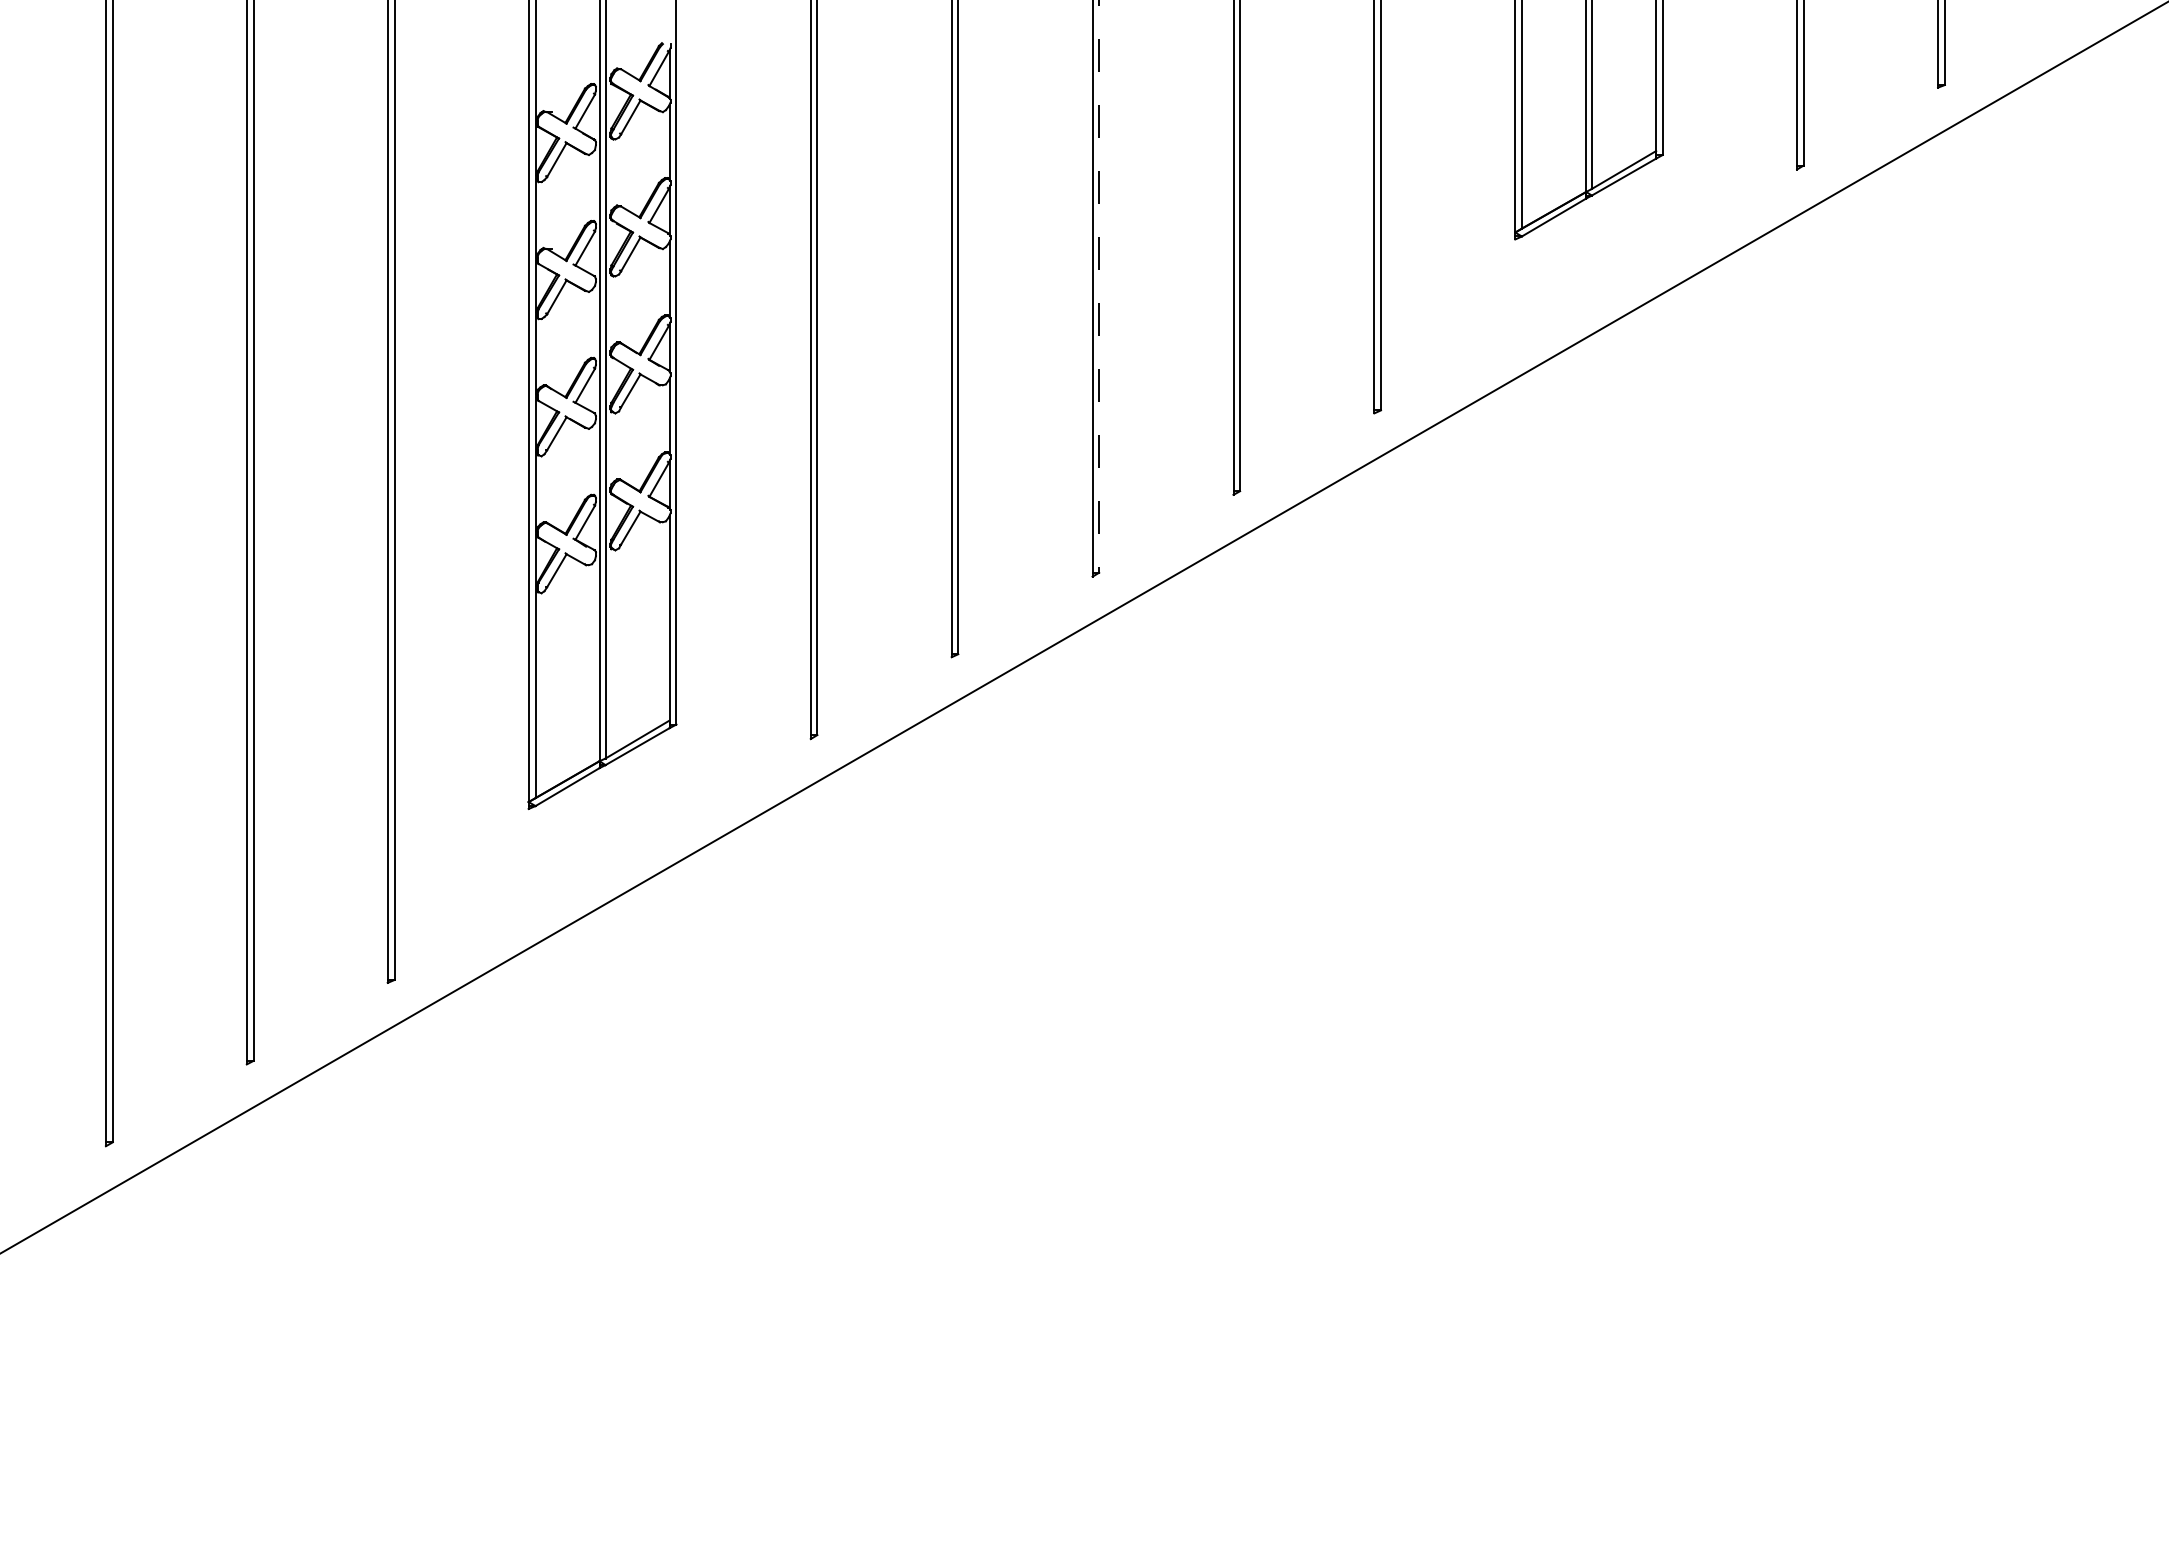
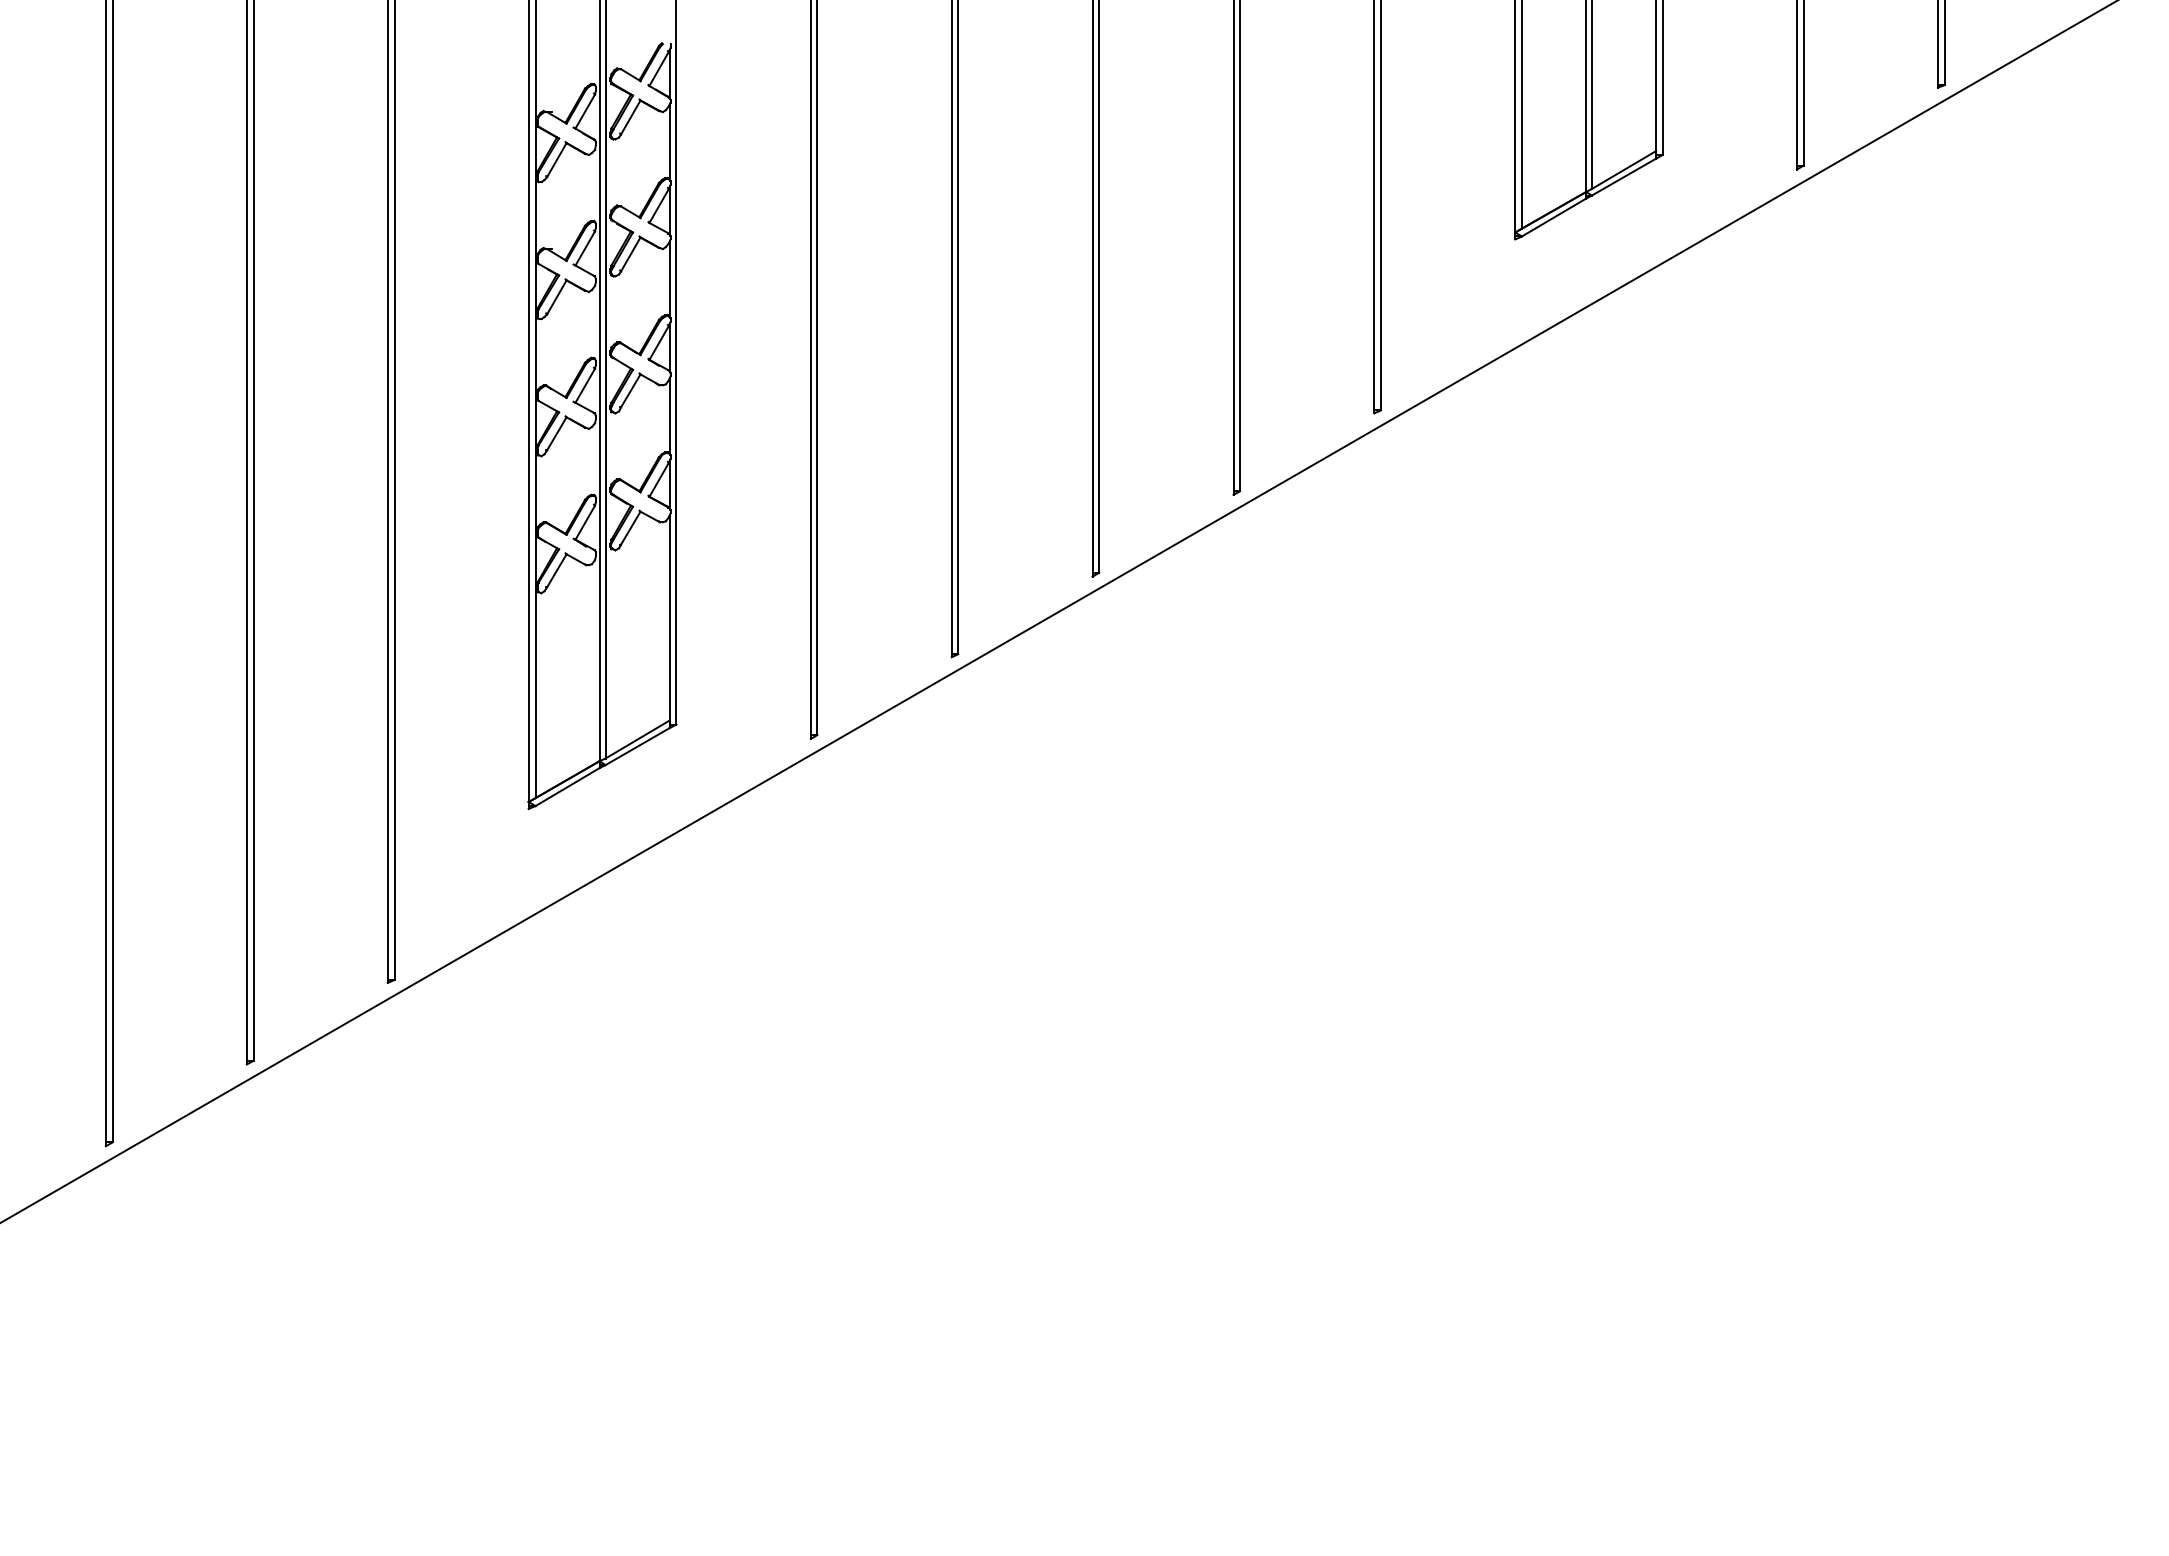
line: dashed -> solid (1099, 286)
line position: (1083, 627) -> (1058, 611) (1058, 611)
